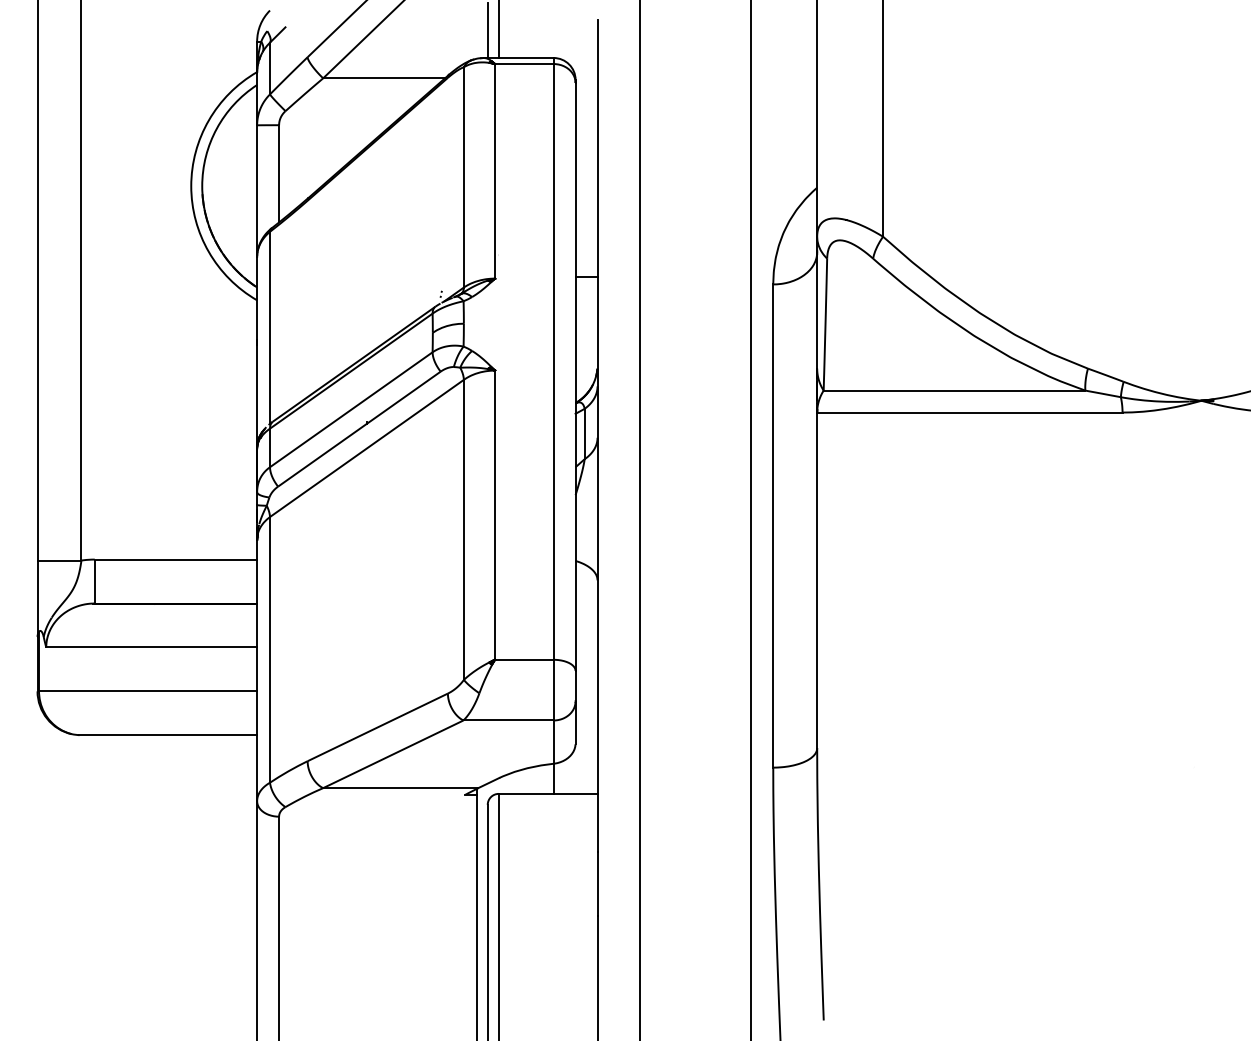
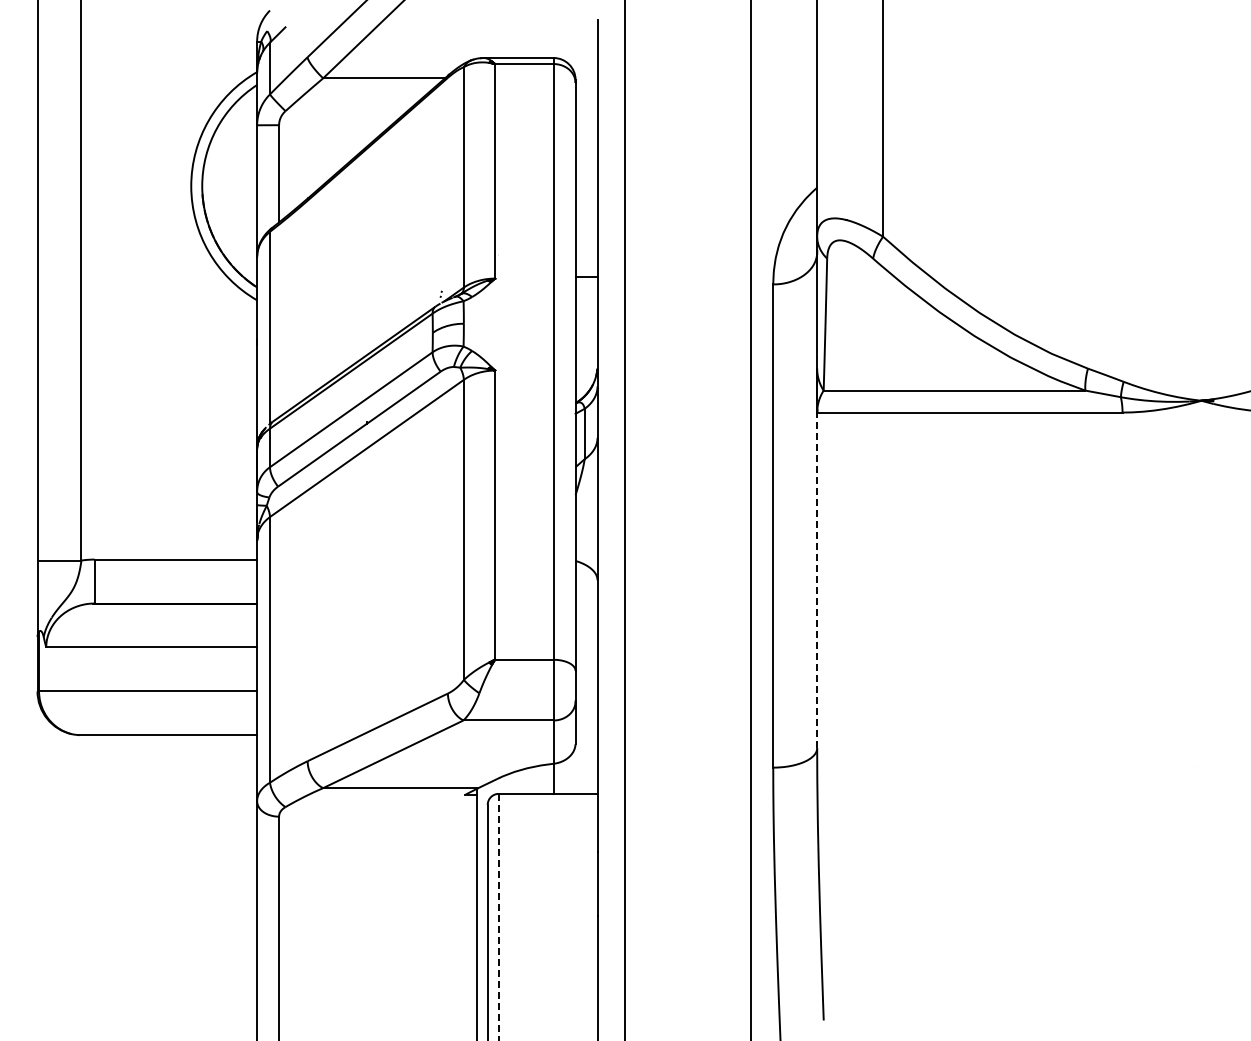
line: present -> none (487, 30)
line: present -> none (498, 30)
line position: (639, 519) -> (624, 519) (624, 519)
line: solid -> dashed (817, 580)
line: solid -> dashed (498, 917)
